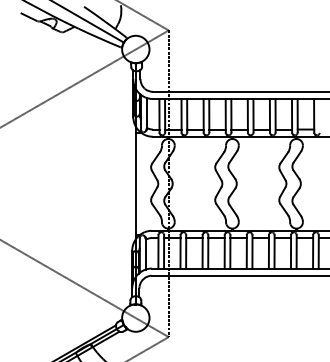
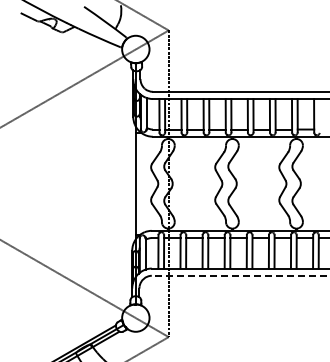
line: present -> none (88, 22)
line: solid -> dashed (240, 275)
